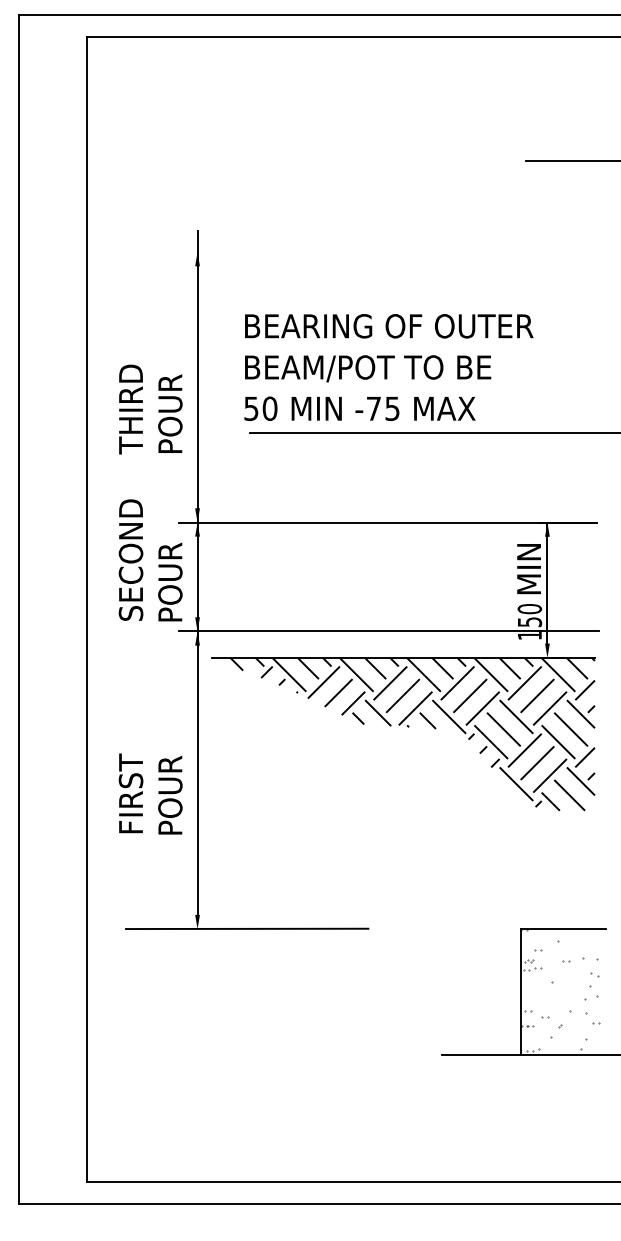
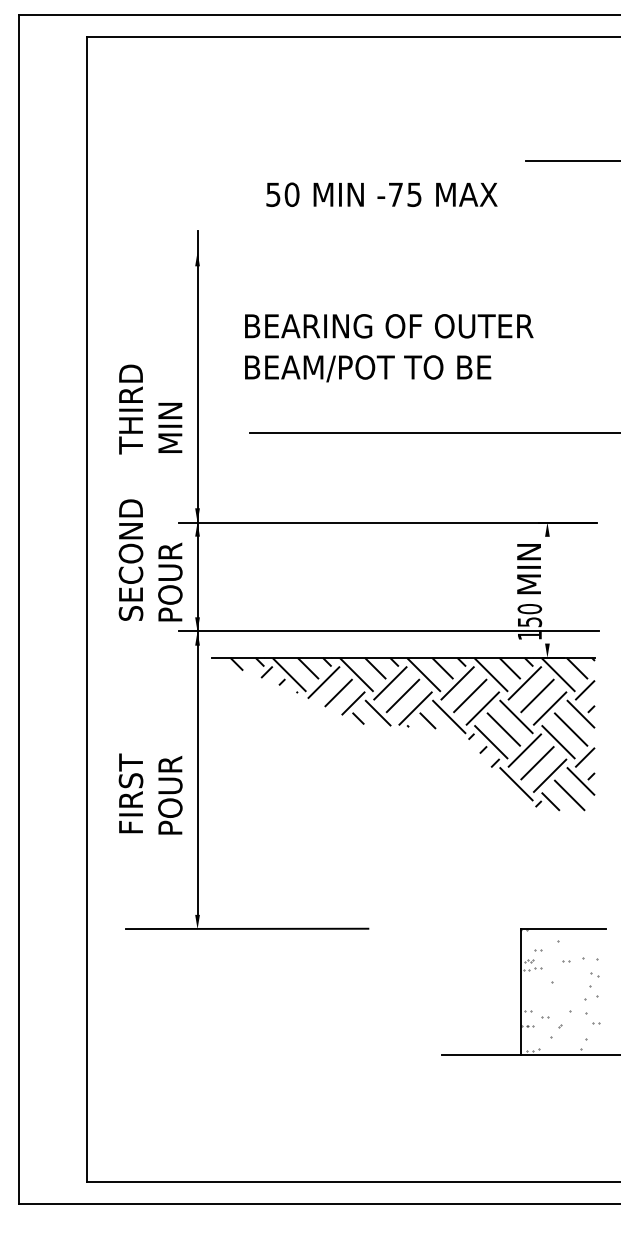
text position: (359, 408) -> (381, 194) (381, 194)
text: POUR -> MIN (170, 412)
line: present -> none (547, 582)
